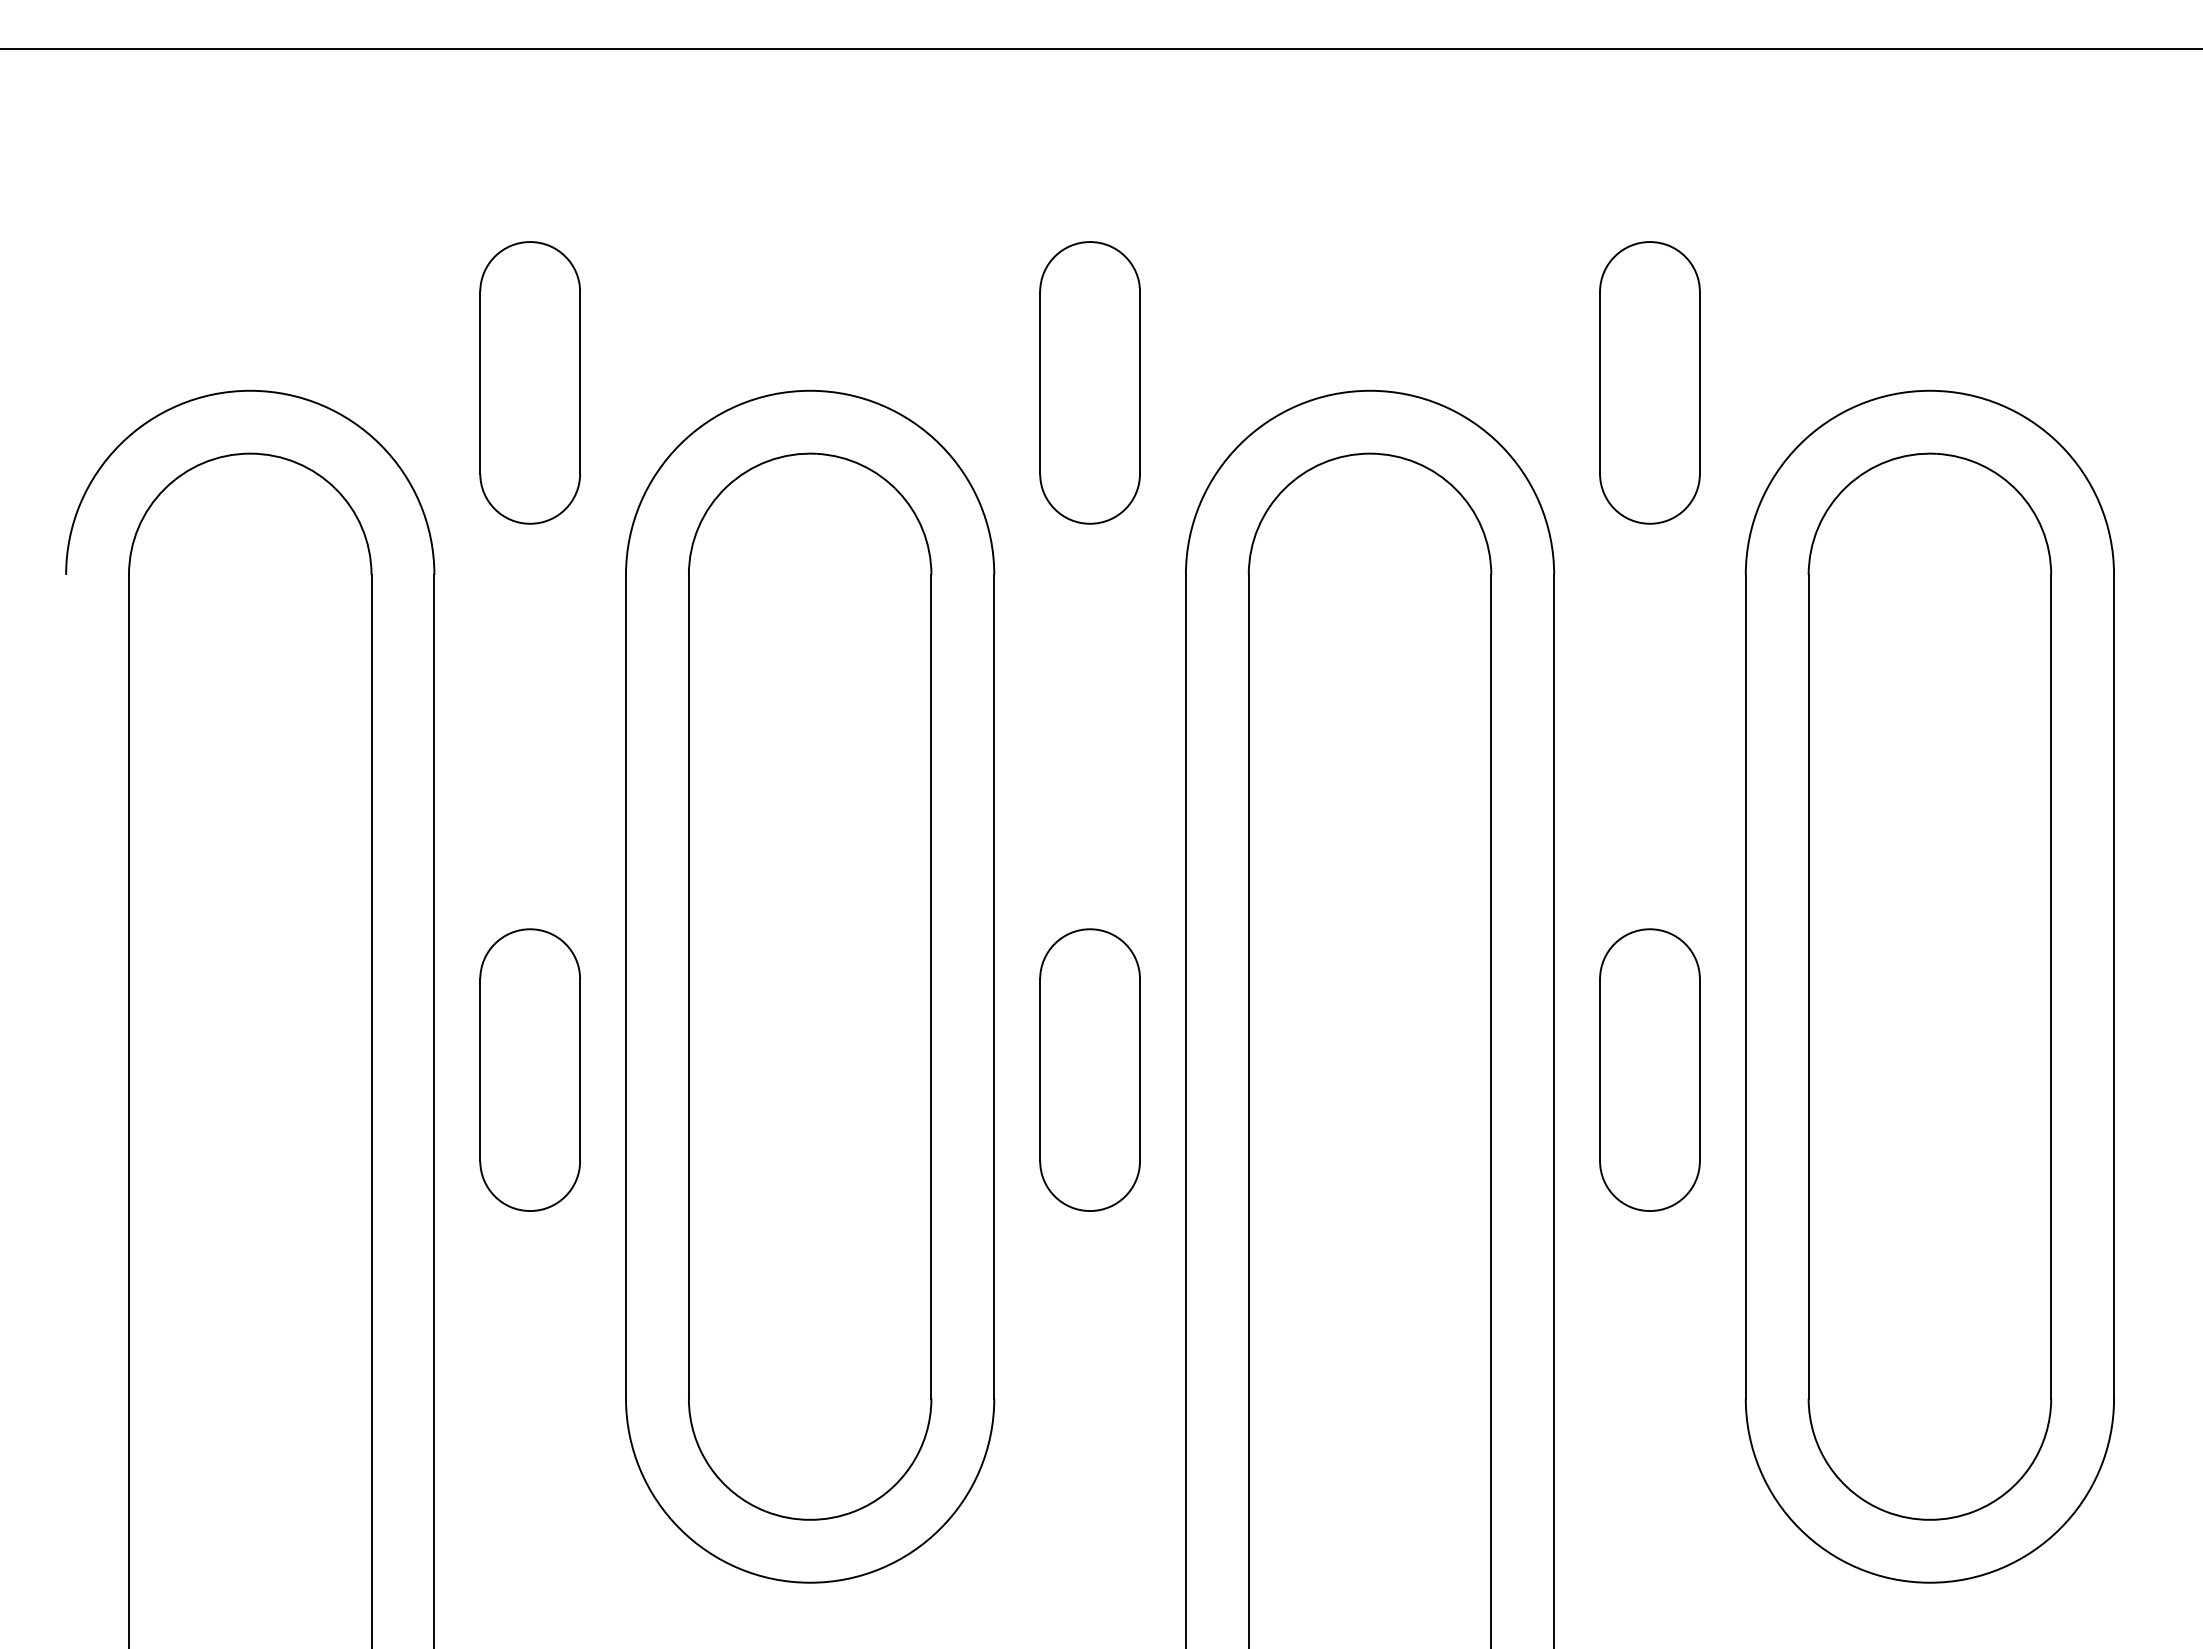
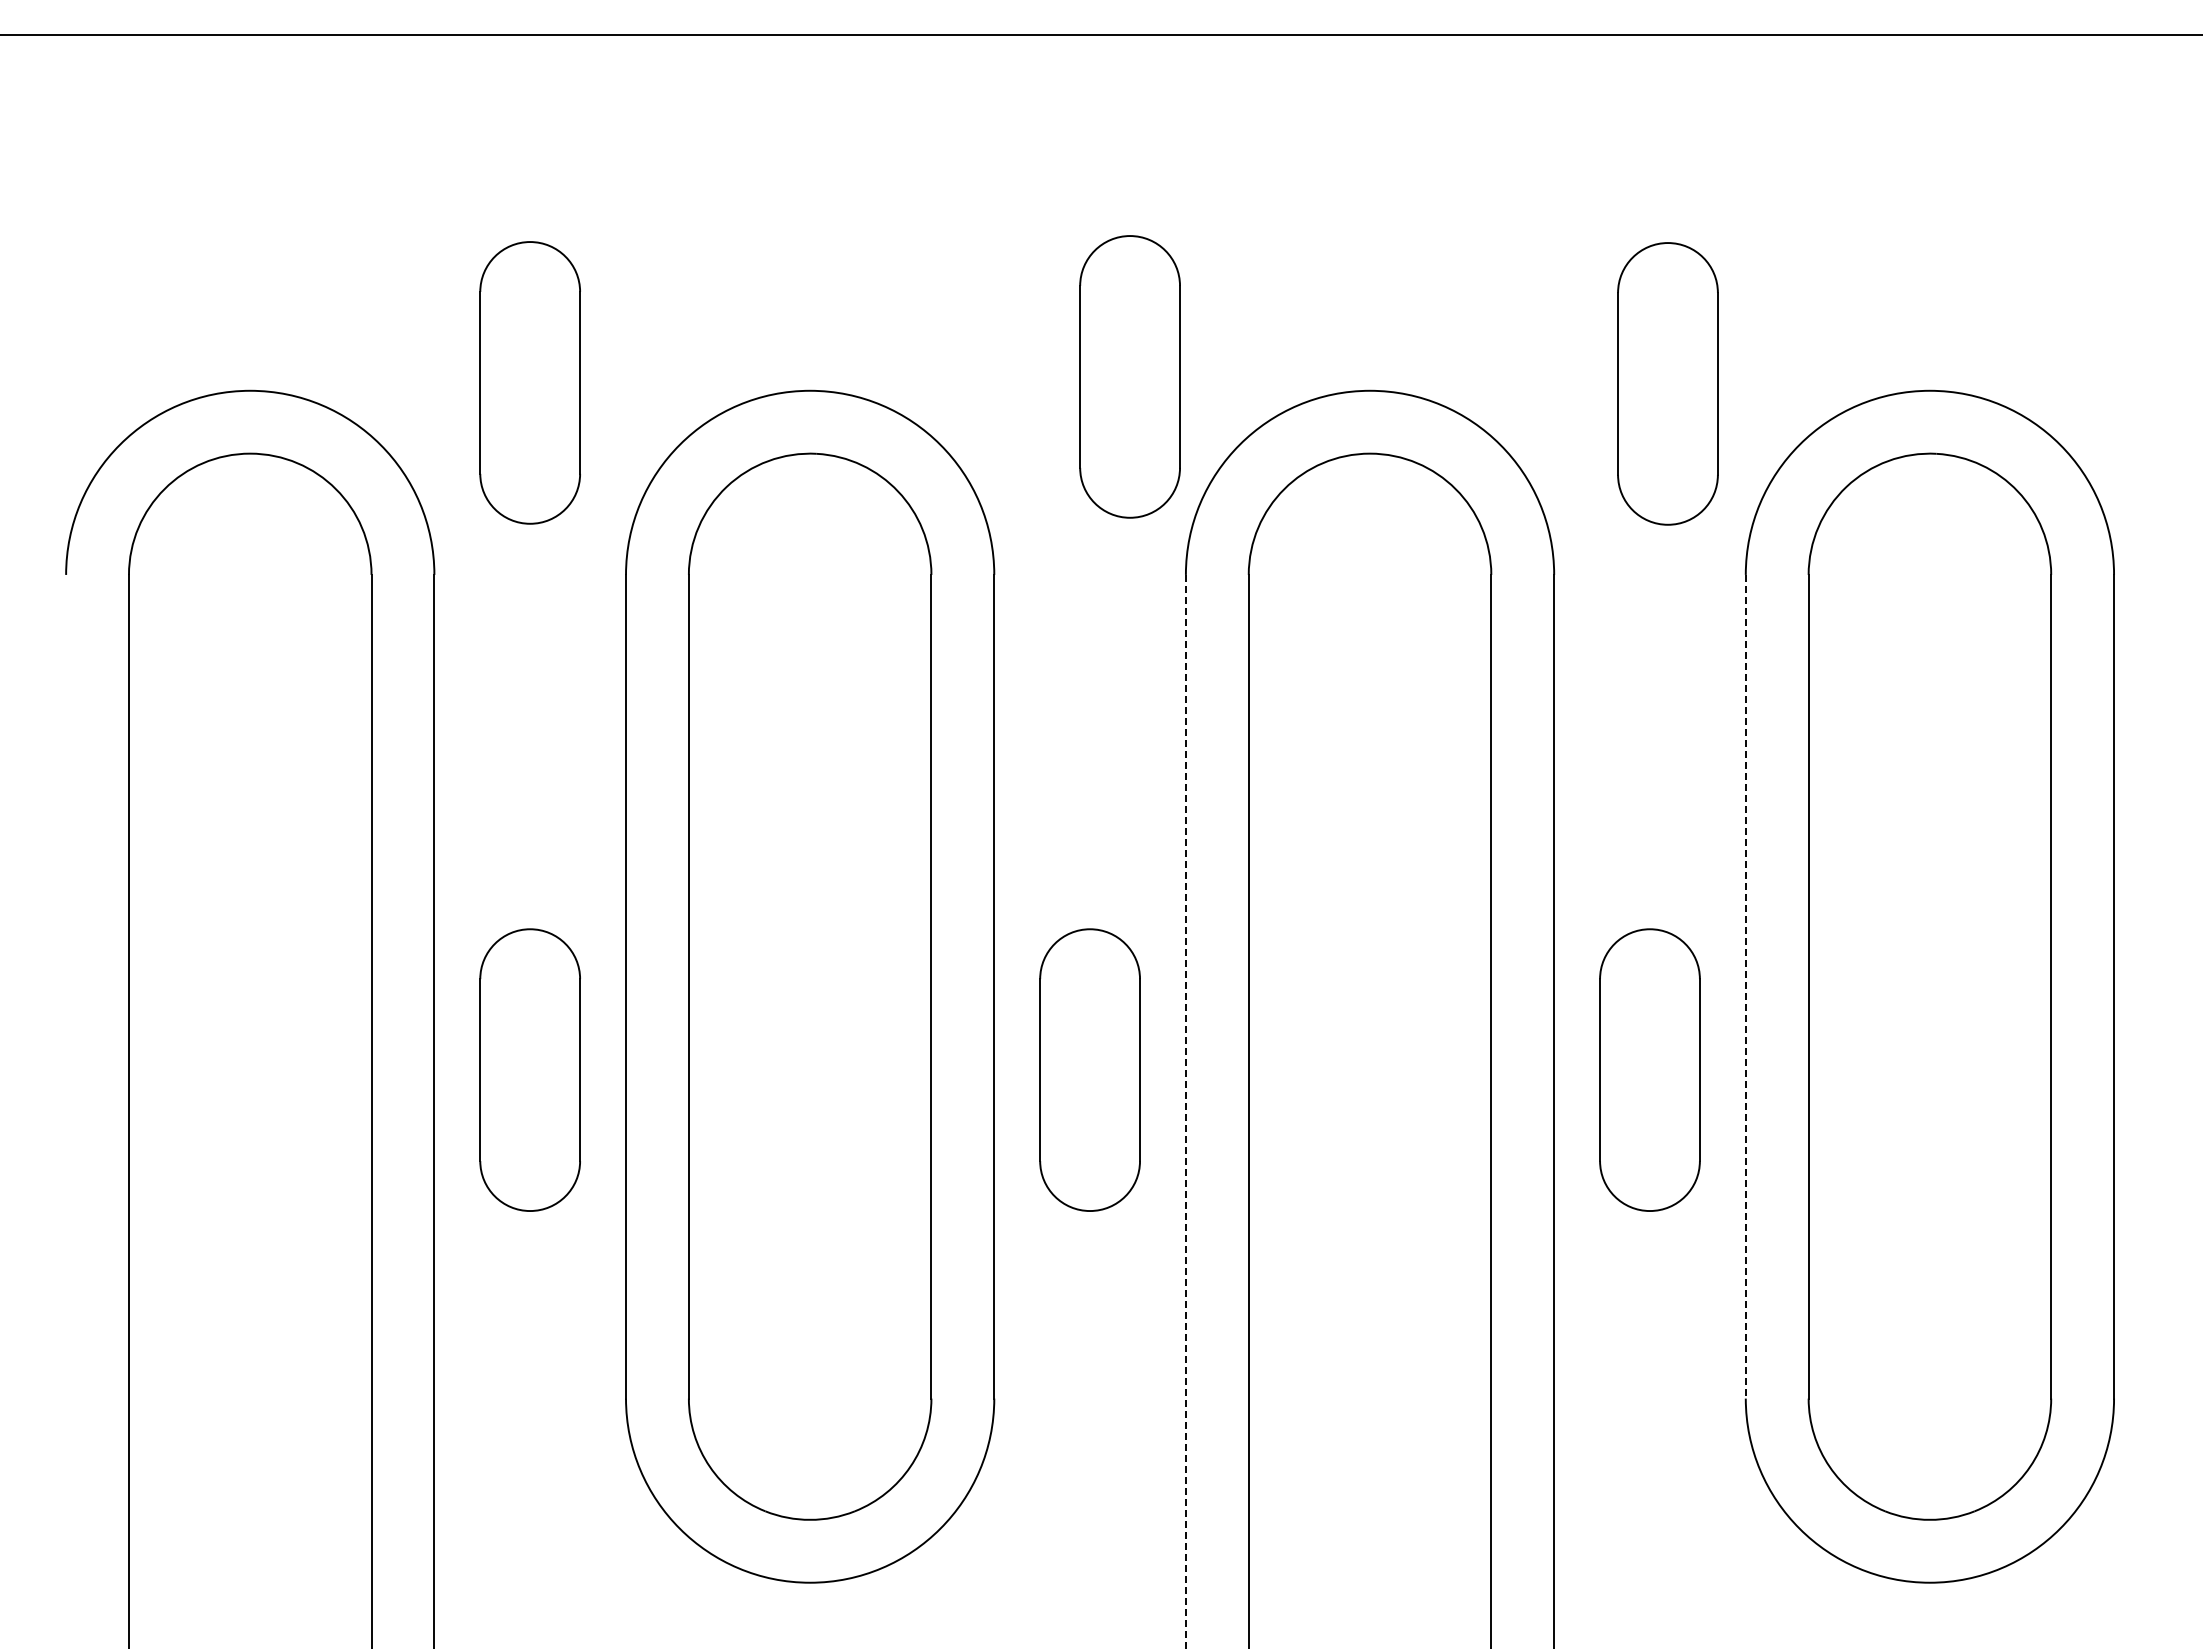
line position: (1100, 49) -> (1100, 35) (1100, 35)
part position: (1089, 382) -> (1129, 376) (1129, 376)
part position: (1649, 382) -> (1667, 383) (1667, 383)
line: solid -> dashed (1745, 986)
line: solid -> dashed (1185, 1111)
